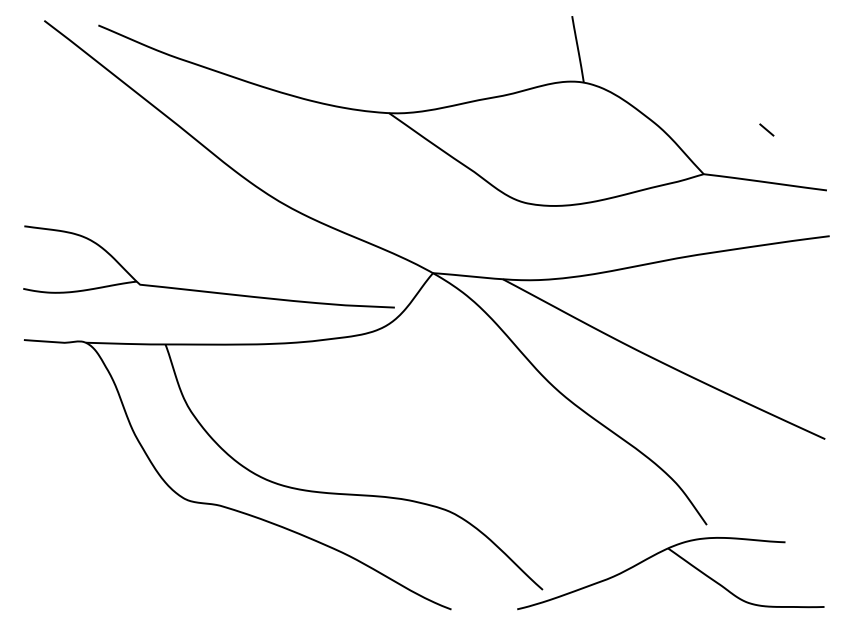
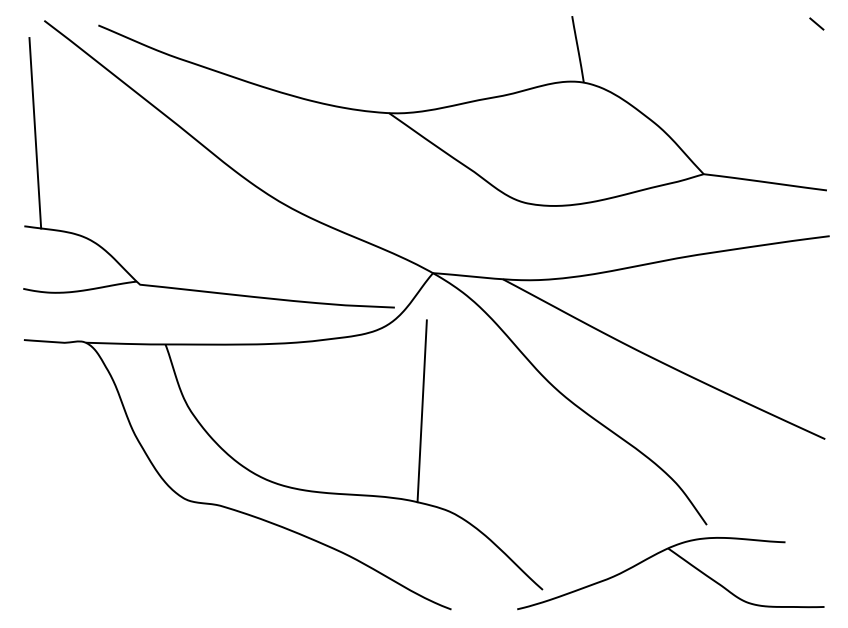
line position: (766, 129) -> (816, 23) (816, 23)
line: none -> present (35, 133)
line: none -> present (421, 411)
